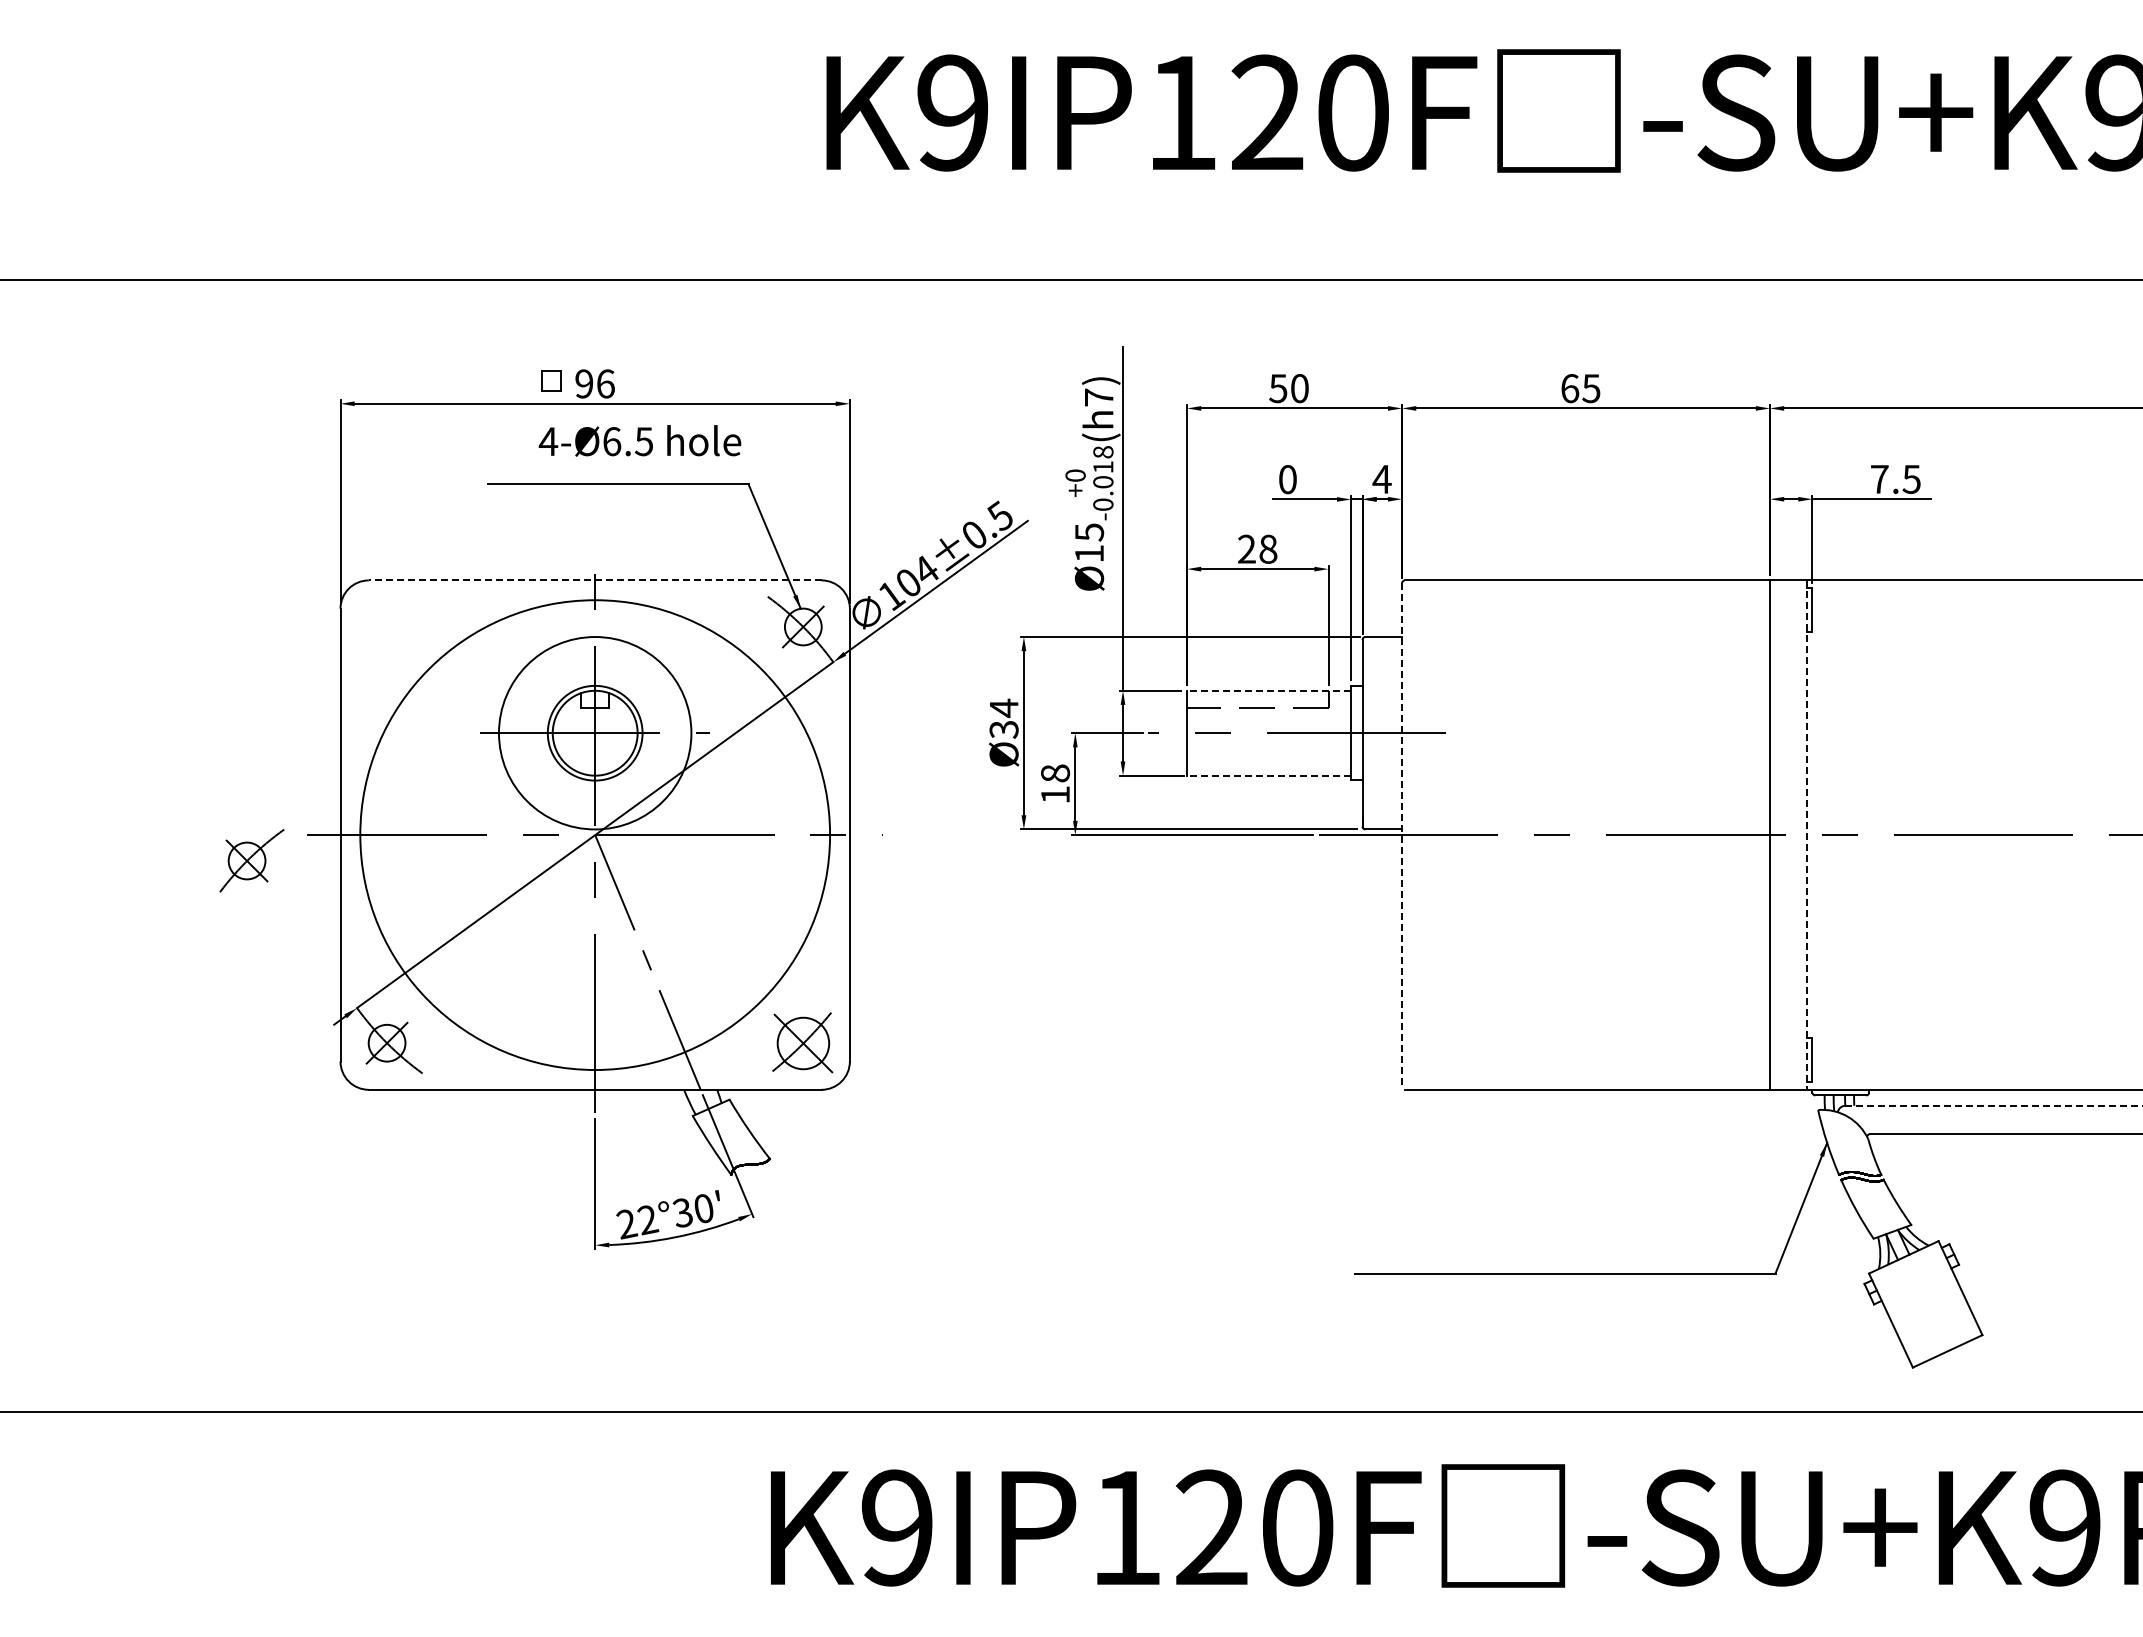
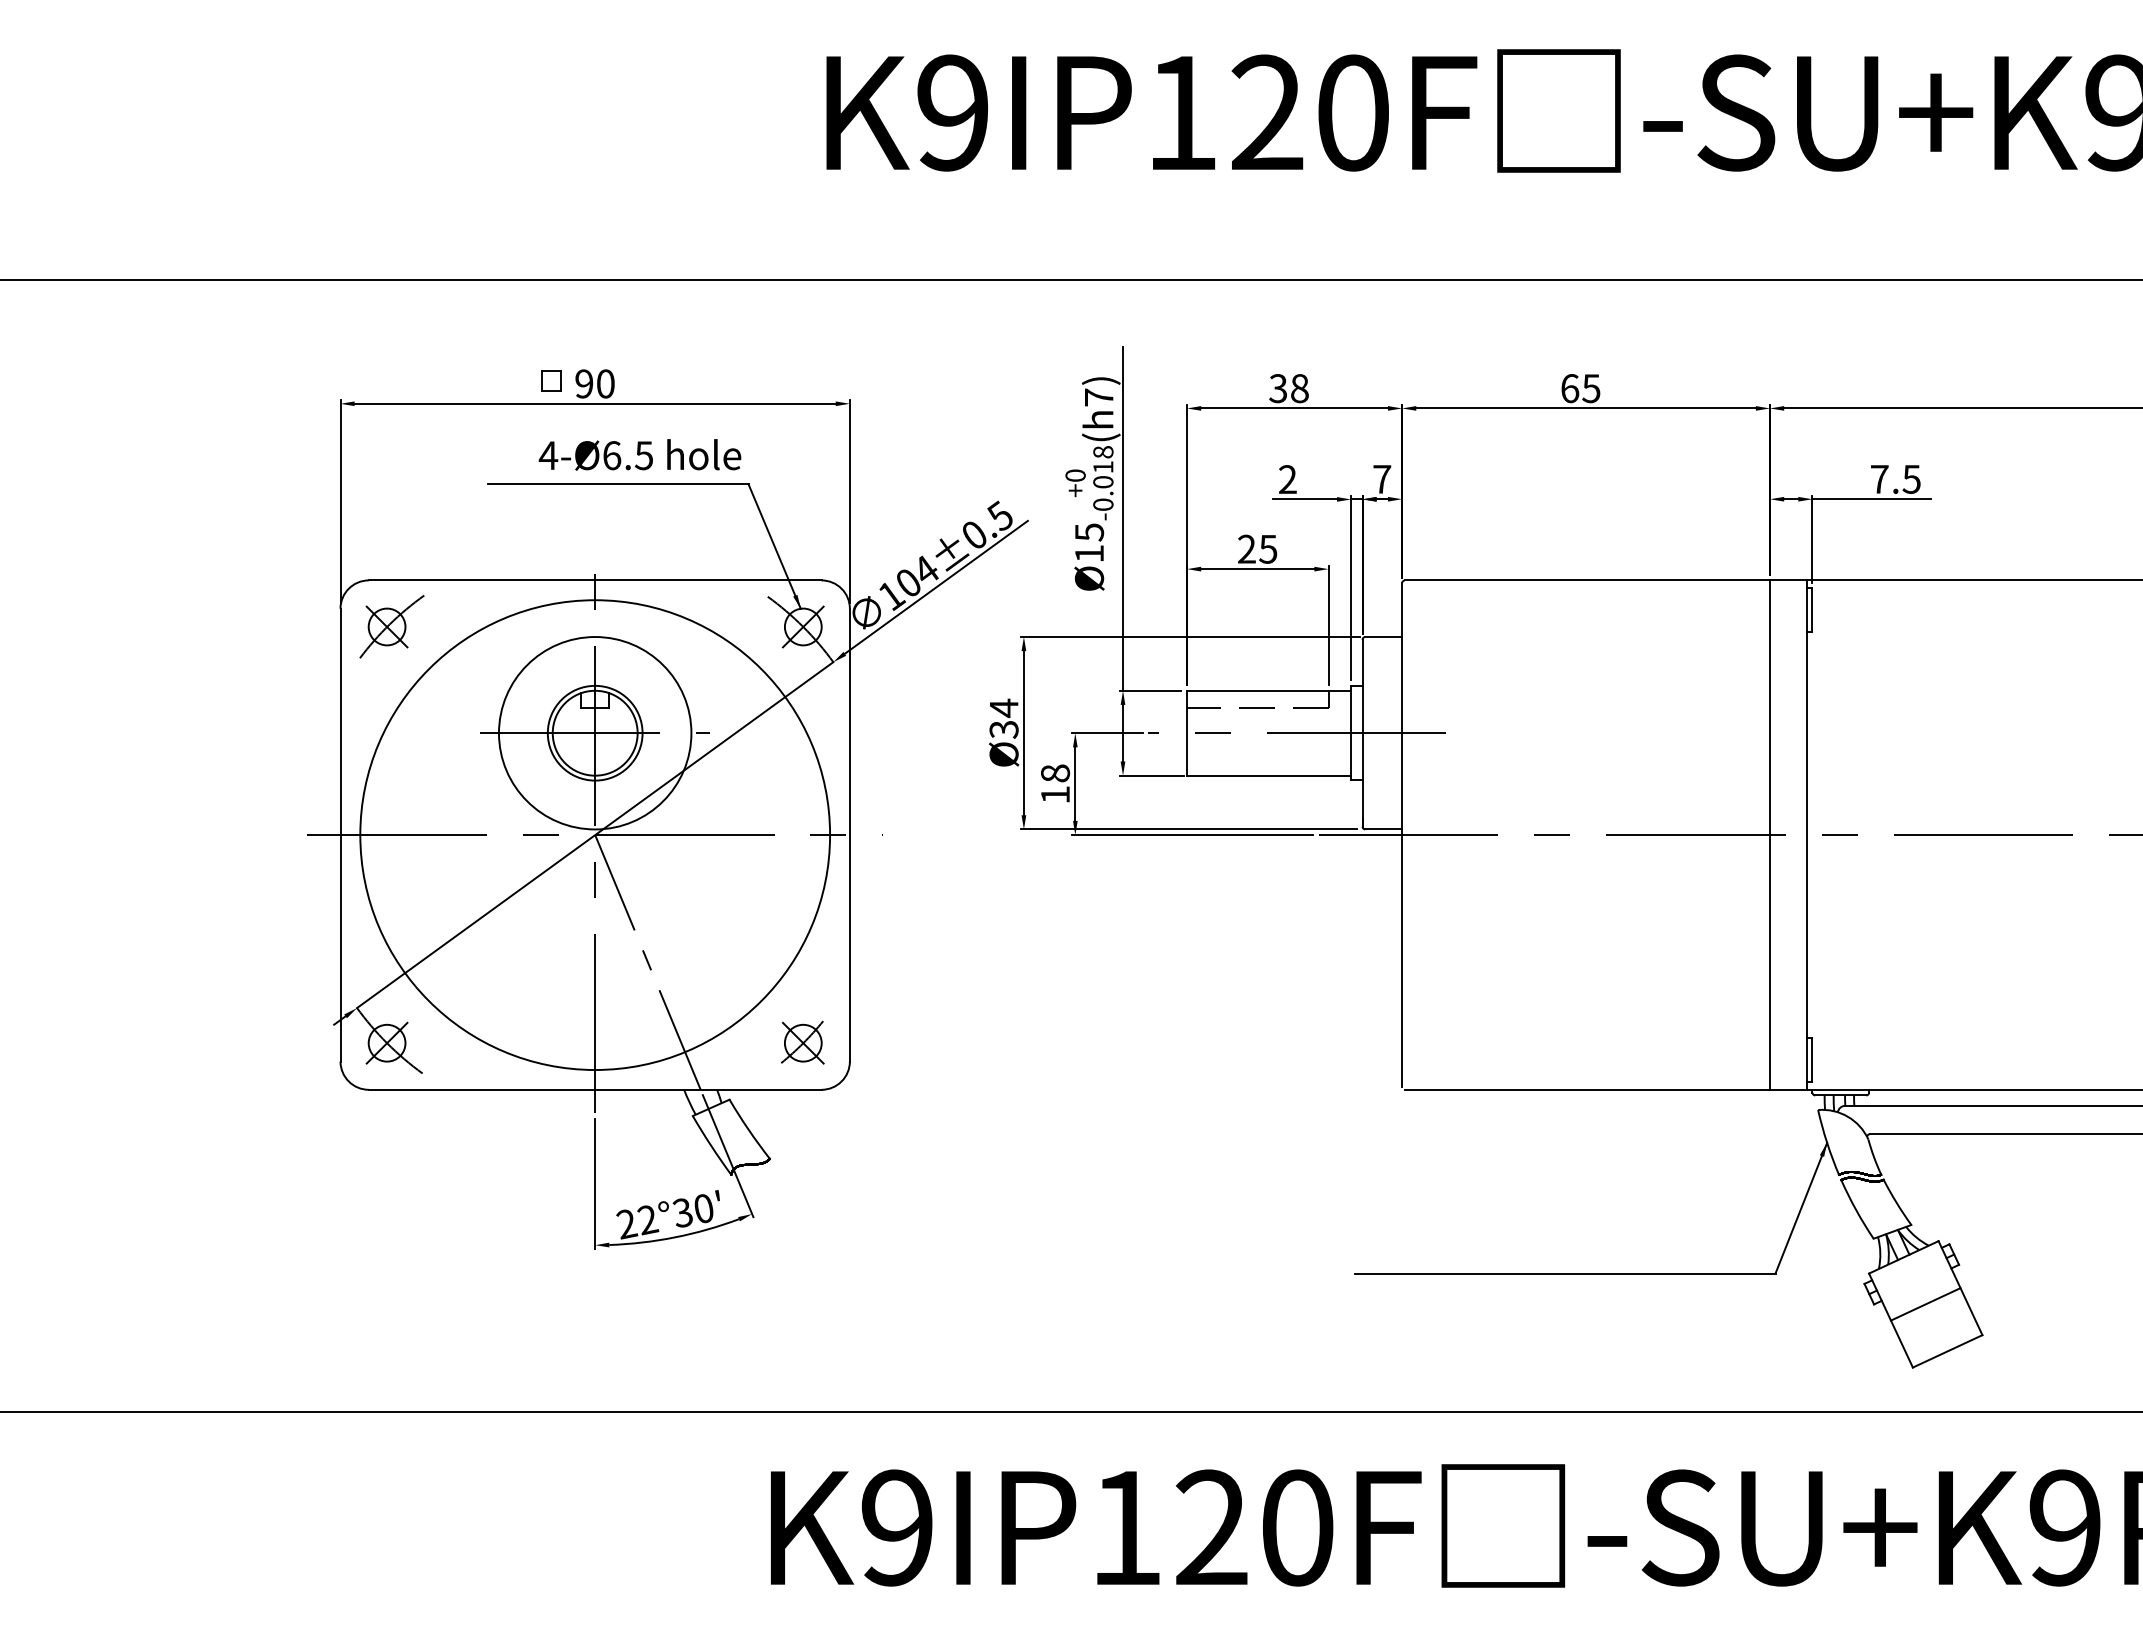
text: 96 -> 90 (605, 383)
text: 50 -> 38 (1289, 388)
text position: (639, 440) -> (639, 454) (639, 454)
text: 0 -> 2 (1287, 479)
text: 4 -> 7 (1381, 479)
text: 28 -> 25 (1268, 548)
line: dashed -> solid (594, 580)
line: dashed -> solid (1268, 690)
line: dashed -> solid (1268, 775)
line: dashed -> solid (1402, 835)
line: dashed -> solid (1807, 835)
part position: (251, 860) -> (391, 626) (391, 626)
part size: 62x62 px -> 44x45 px (802, 1042)
line: dashed -> solid (1994, 1105)
line: none -> present (1925, 1304)
